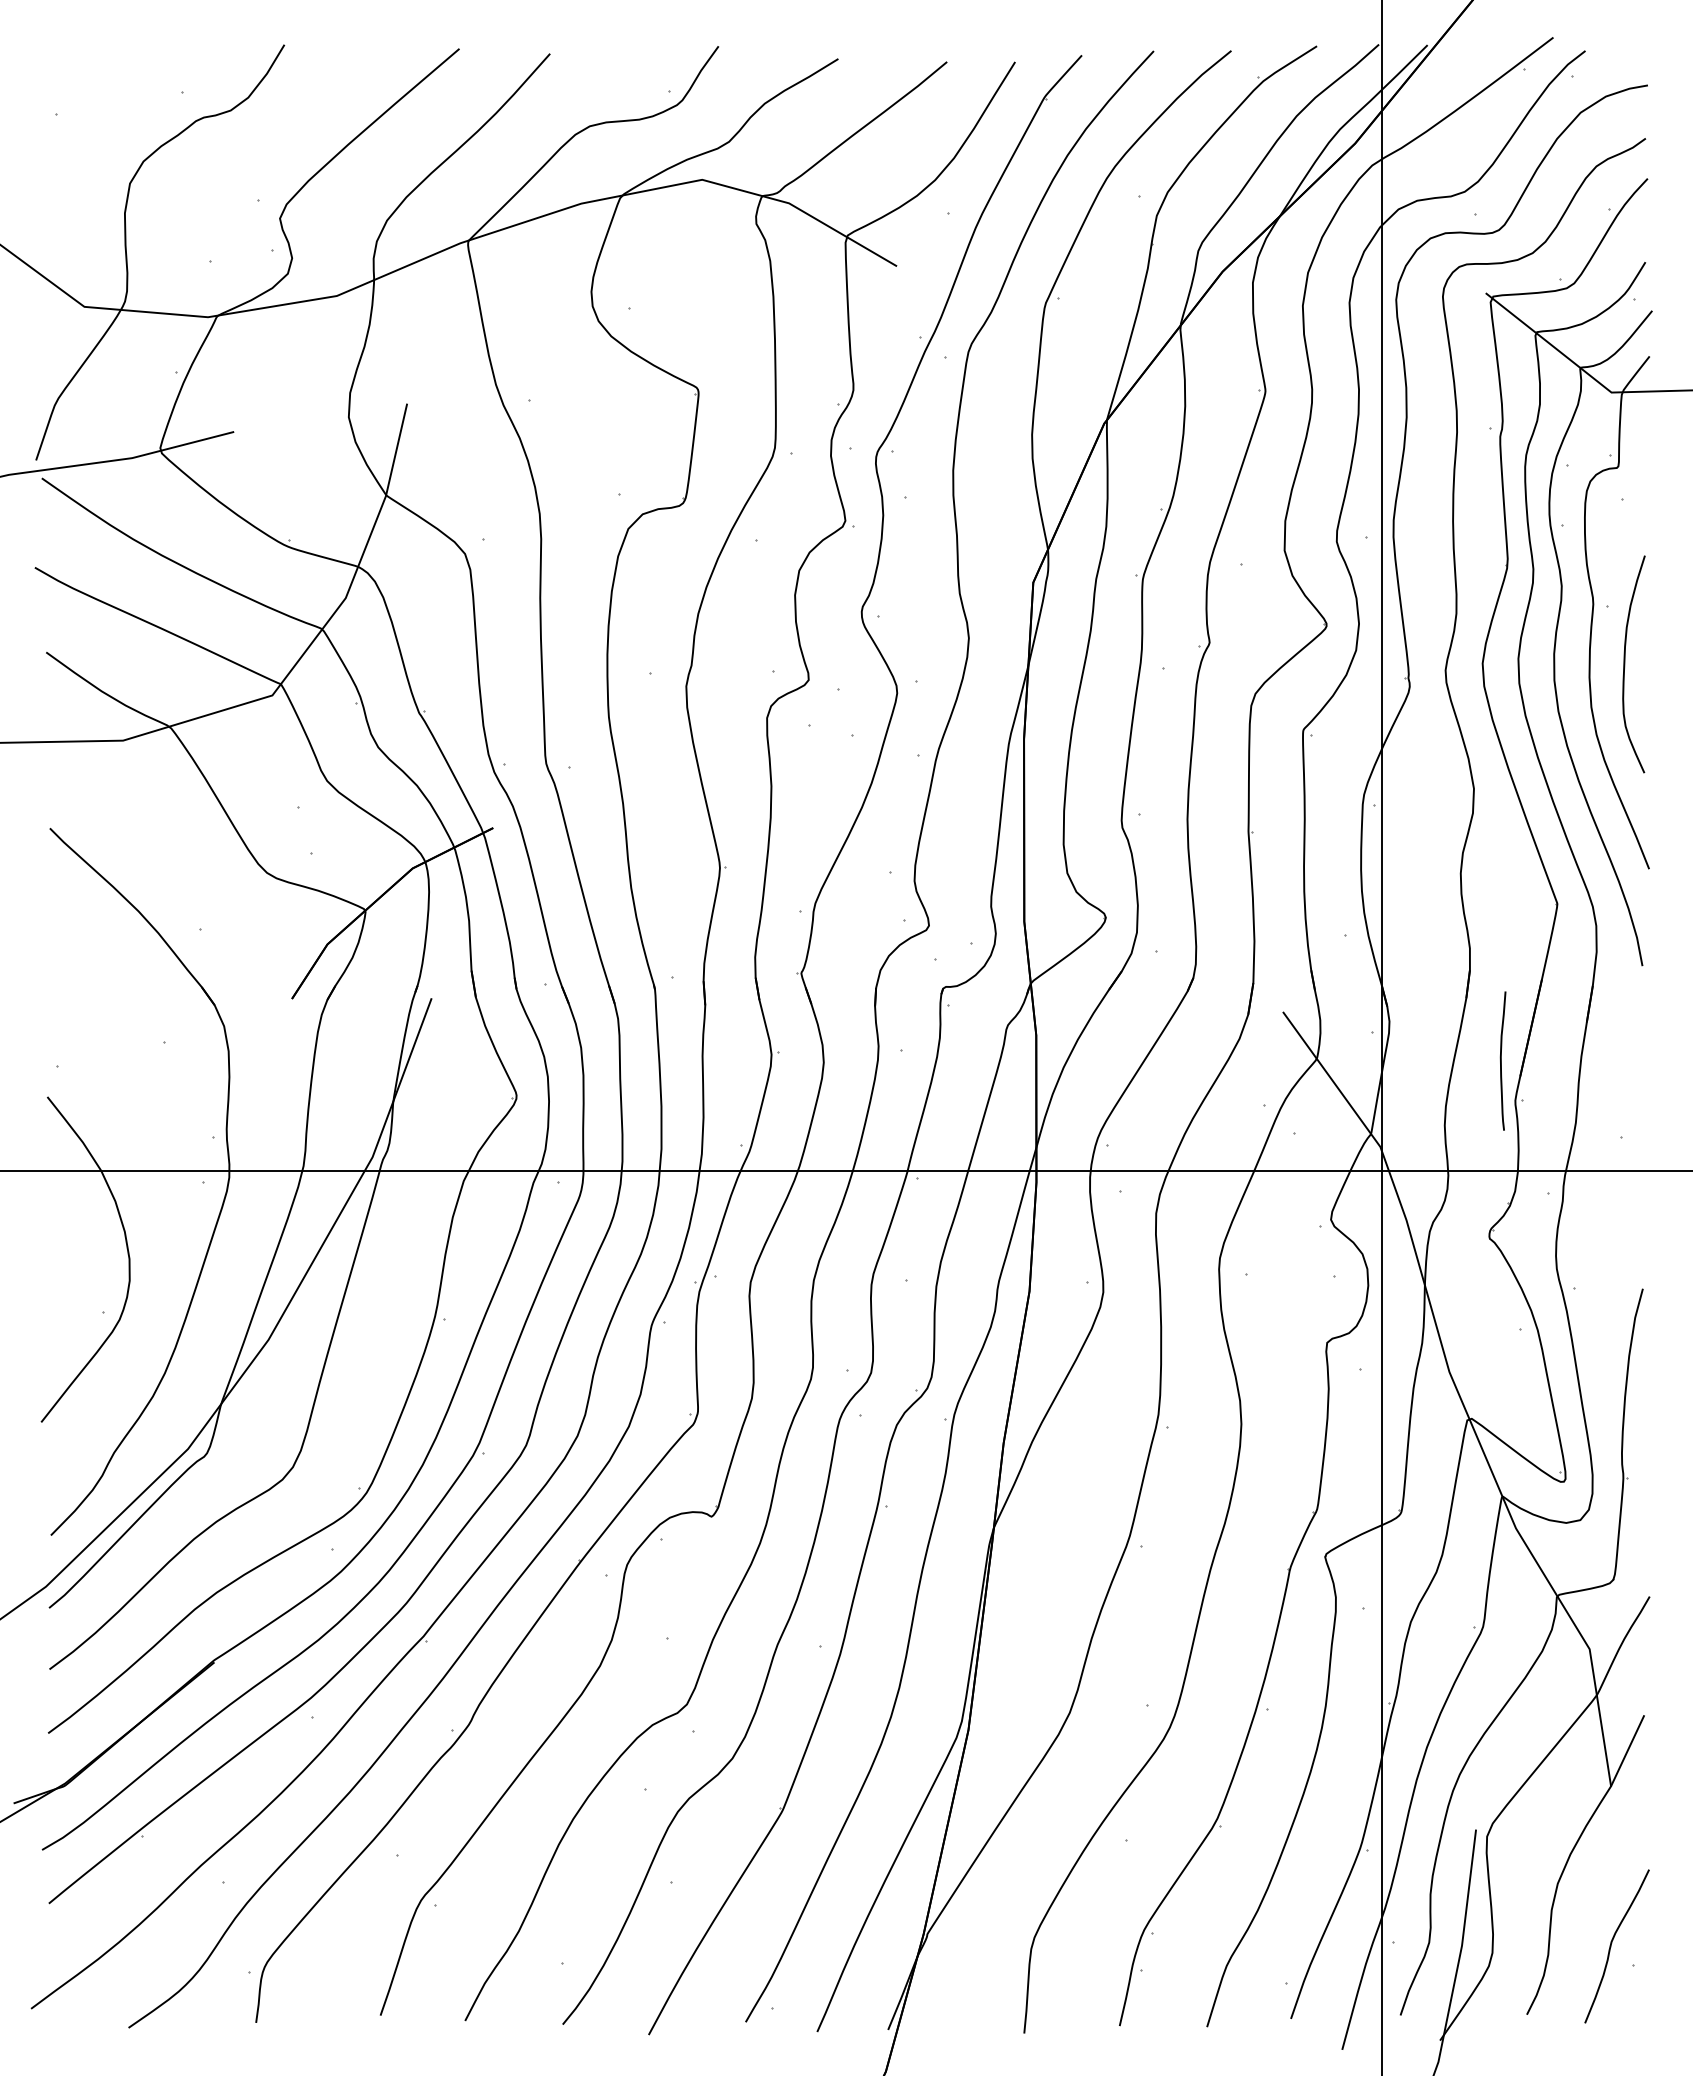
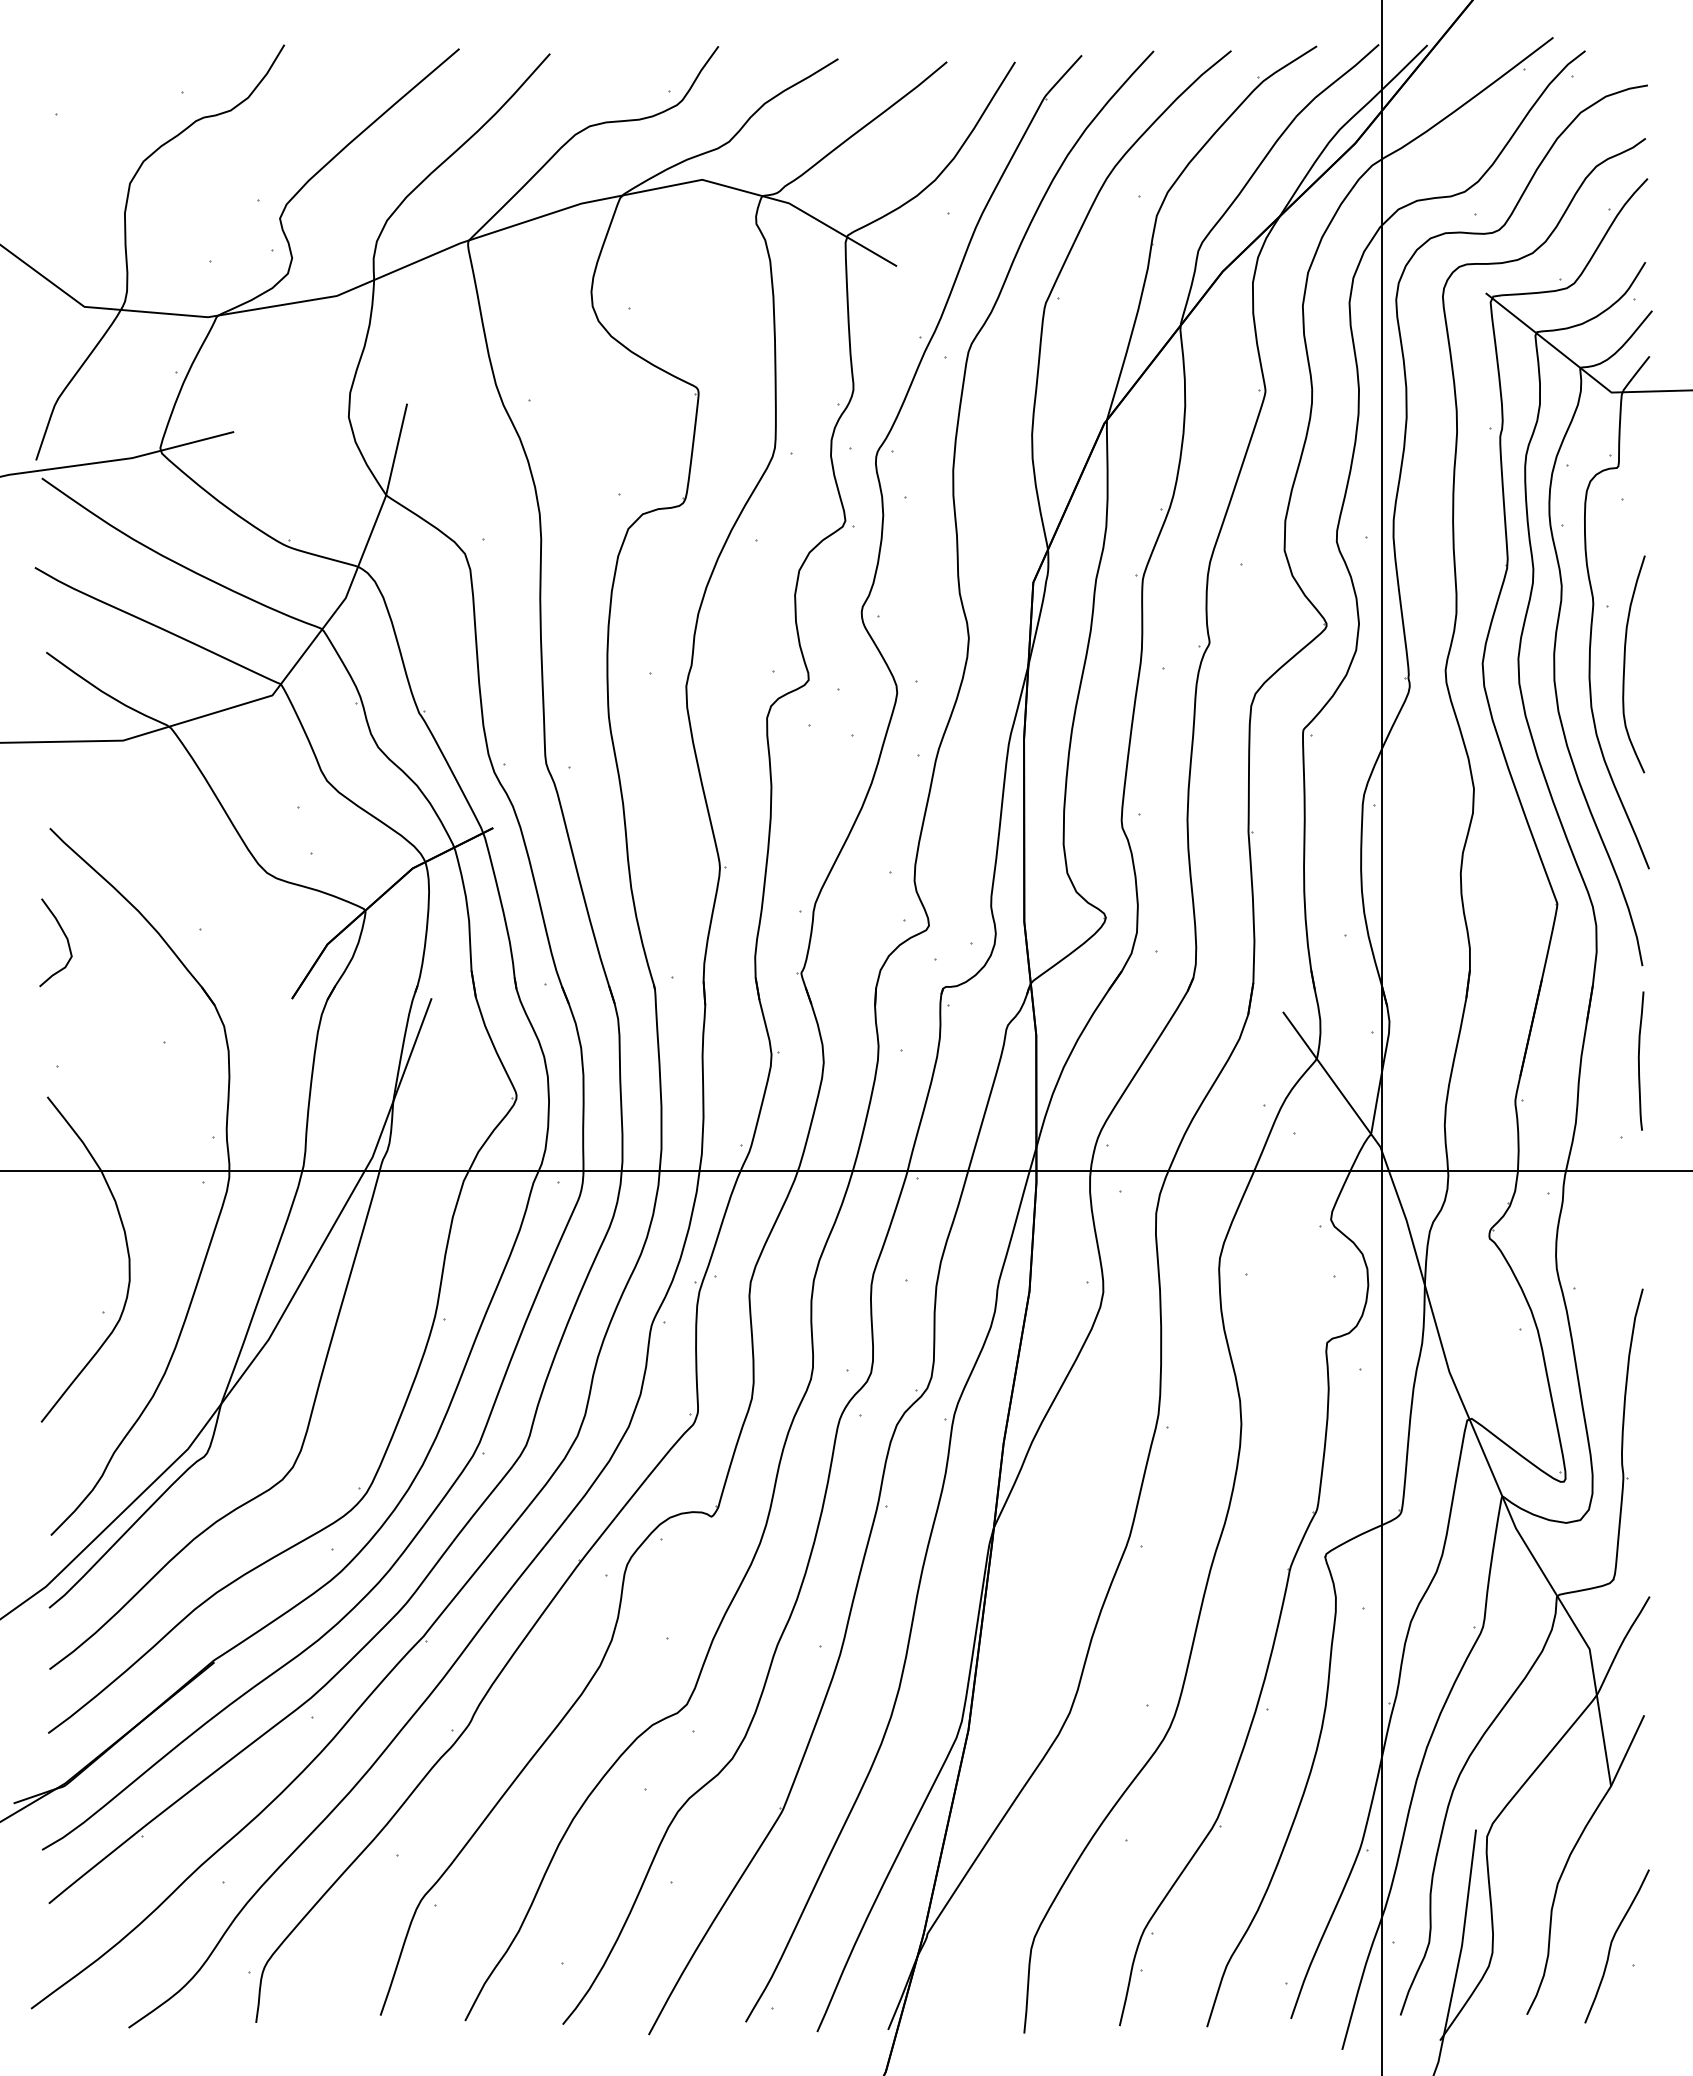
curve: none -> present (65, 937)
curve position: (1501, 1060) -> (1639, 1060) (1639, 1060)
